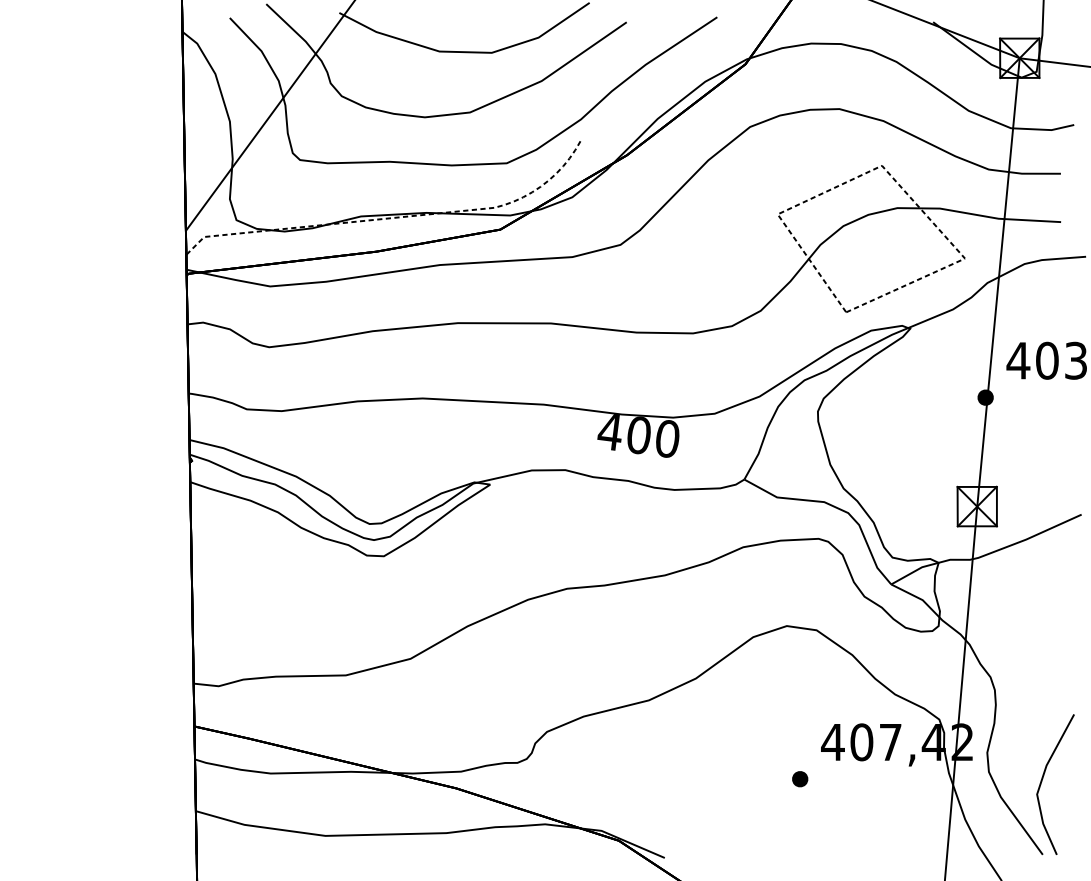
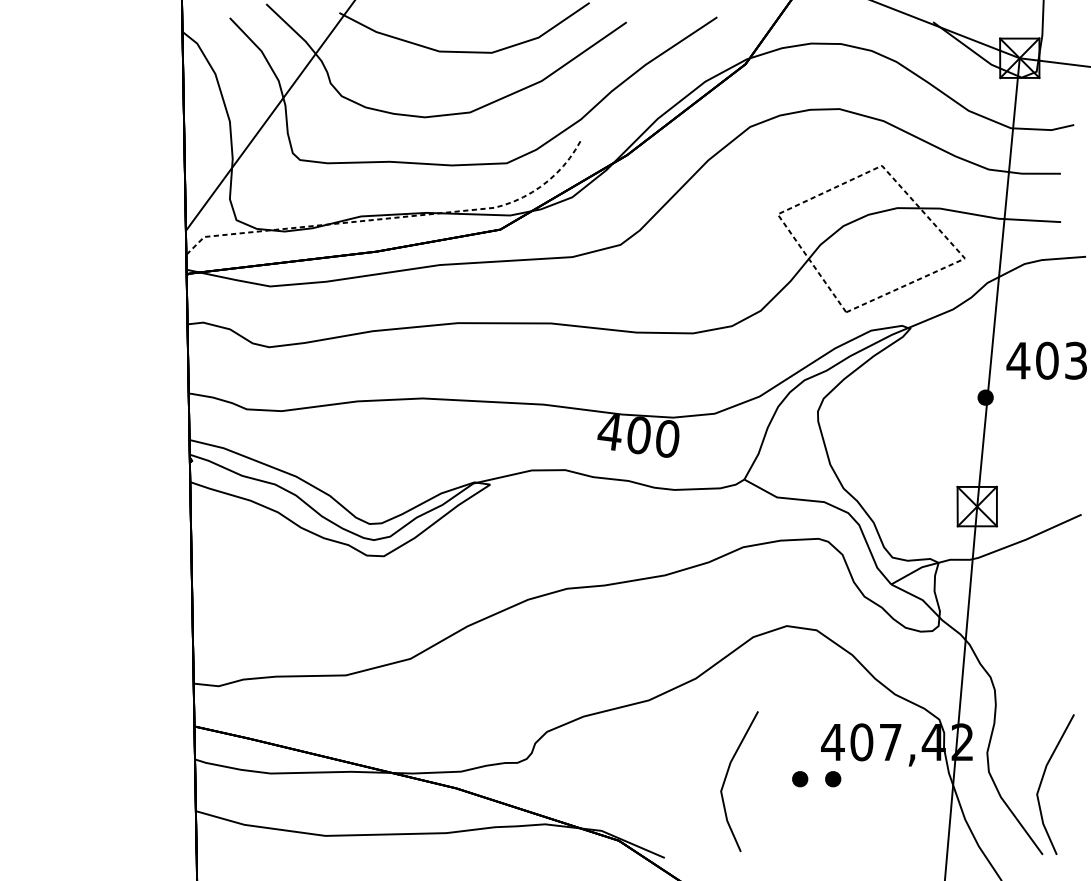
line: none -> present (726, 778)
part: none -> present (833, 779)
